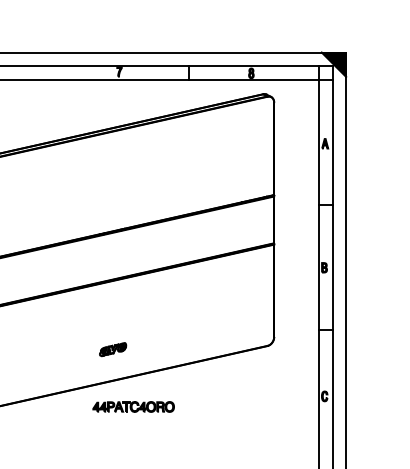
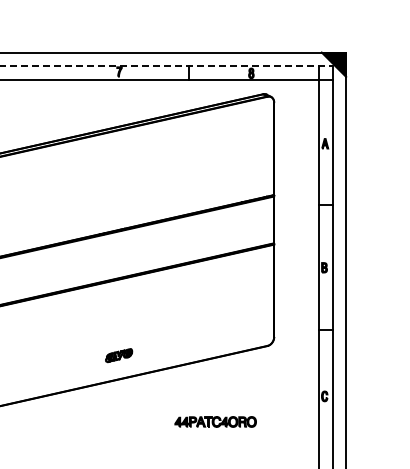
line: solid -> dashed (166, 66)
part position: (113, 349) -> (119, 355) (119, 355)
part position: (133, 406) -> (215, 421) (215, 421)
